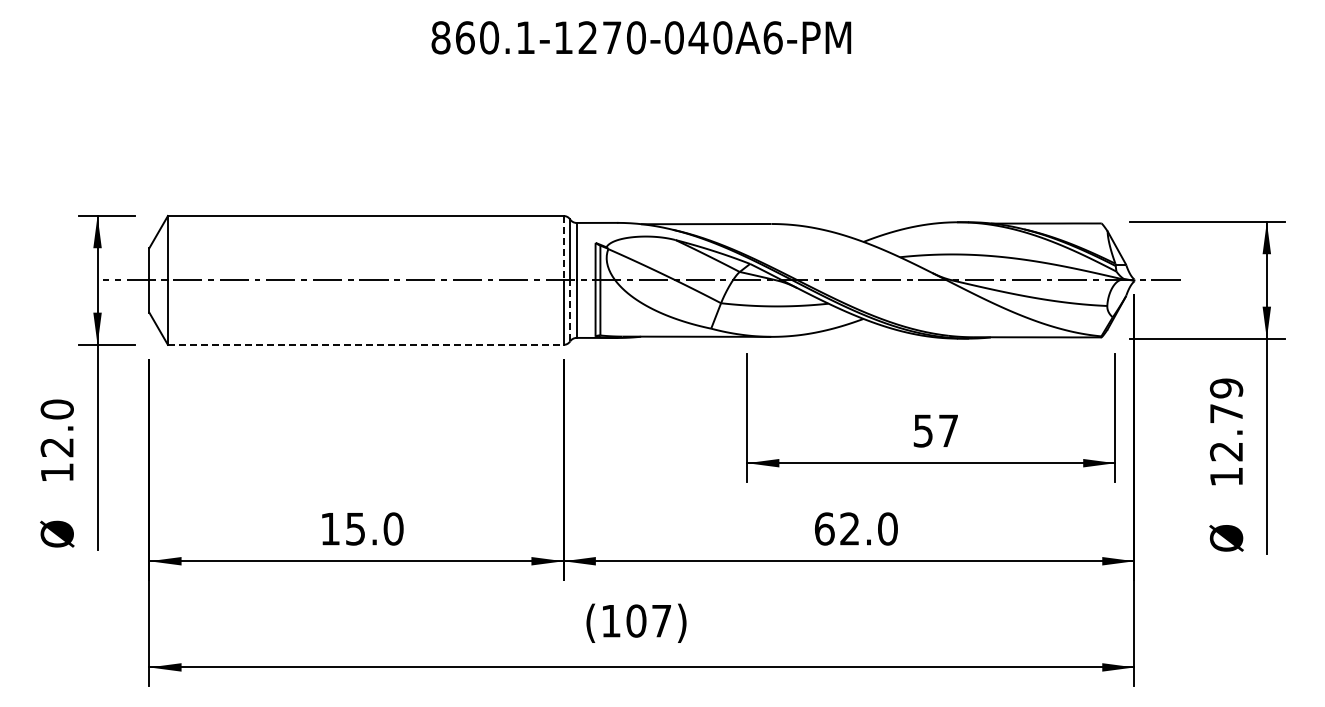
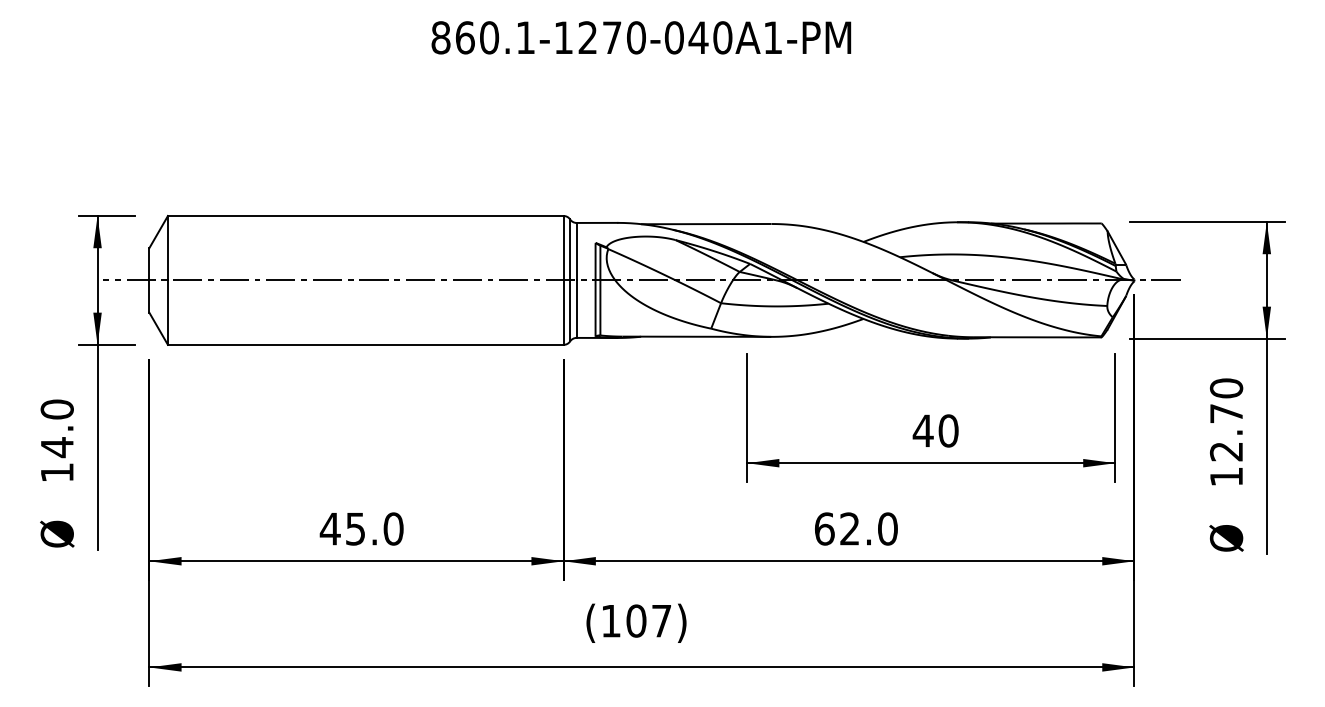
text: 860.1-1270-040A6-PM -> 860.1-1270-040A1-PM (772, 37)
line: dashed -> solid (563, 248)
line: dashed -> solid (570, 310)
line: dashed -> solid (365, 344)
text: 12.79 -> 12.70 (1226, 388)
text: 57 -> 40 (935, 430)
text: 12.0 -> 14.0 (56, 447)
text: 15.0 -> 45.0 (329, 529)
